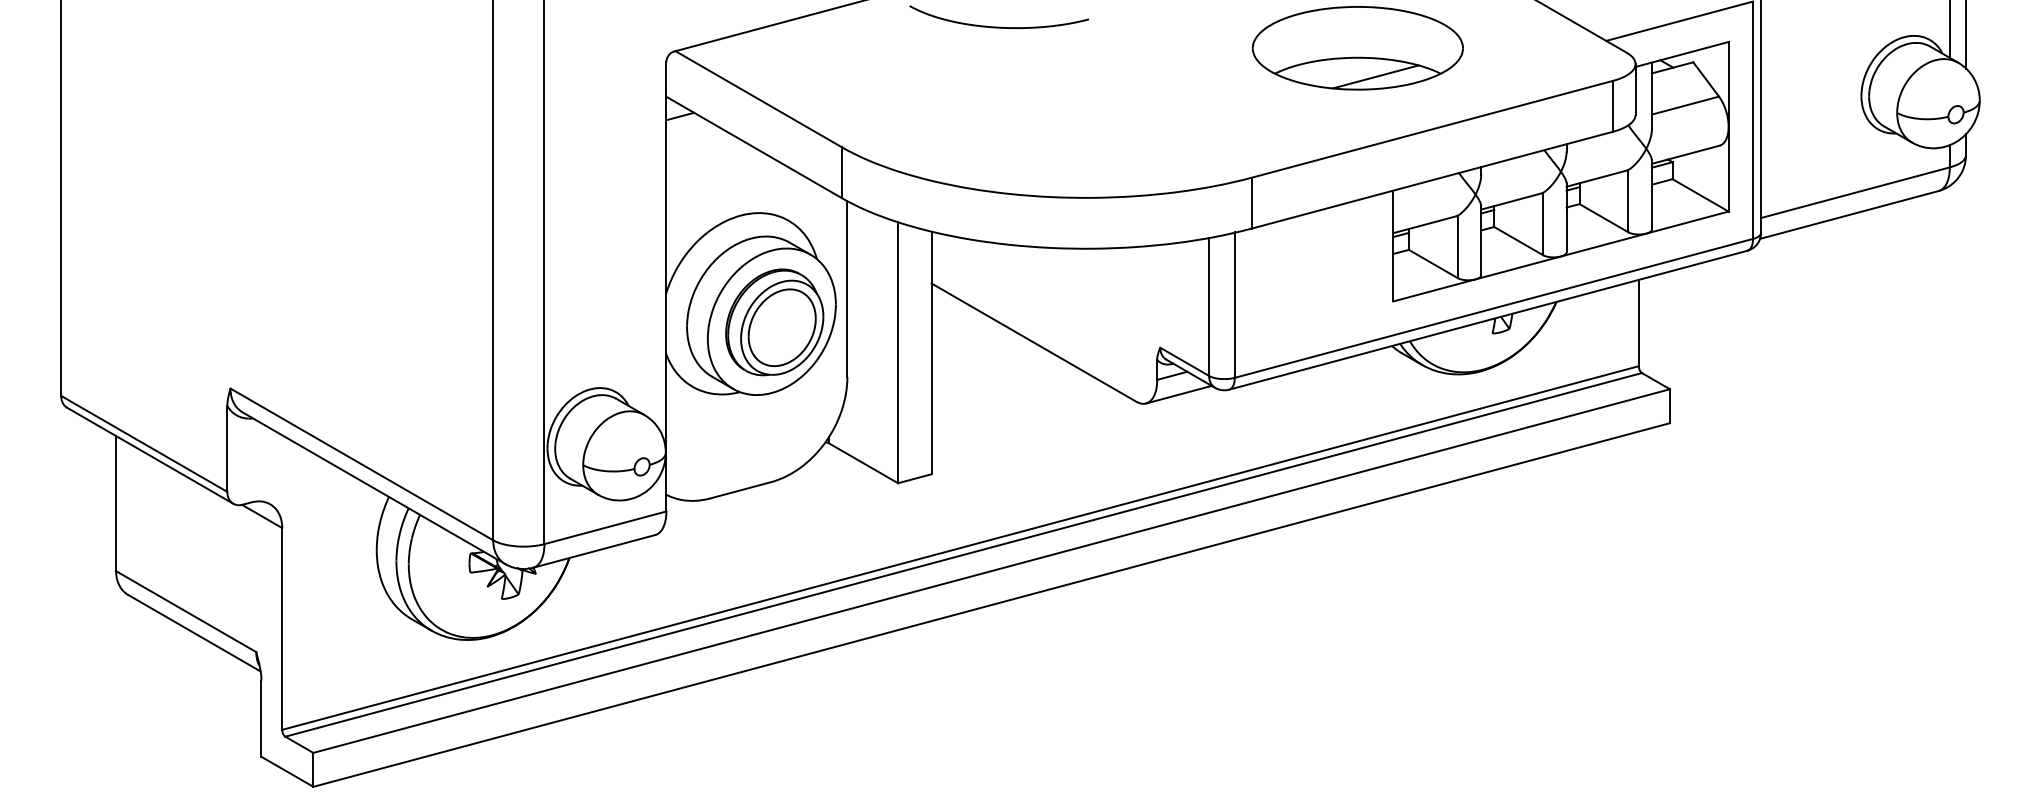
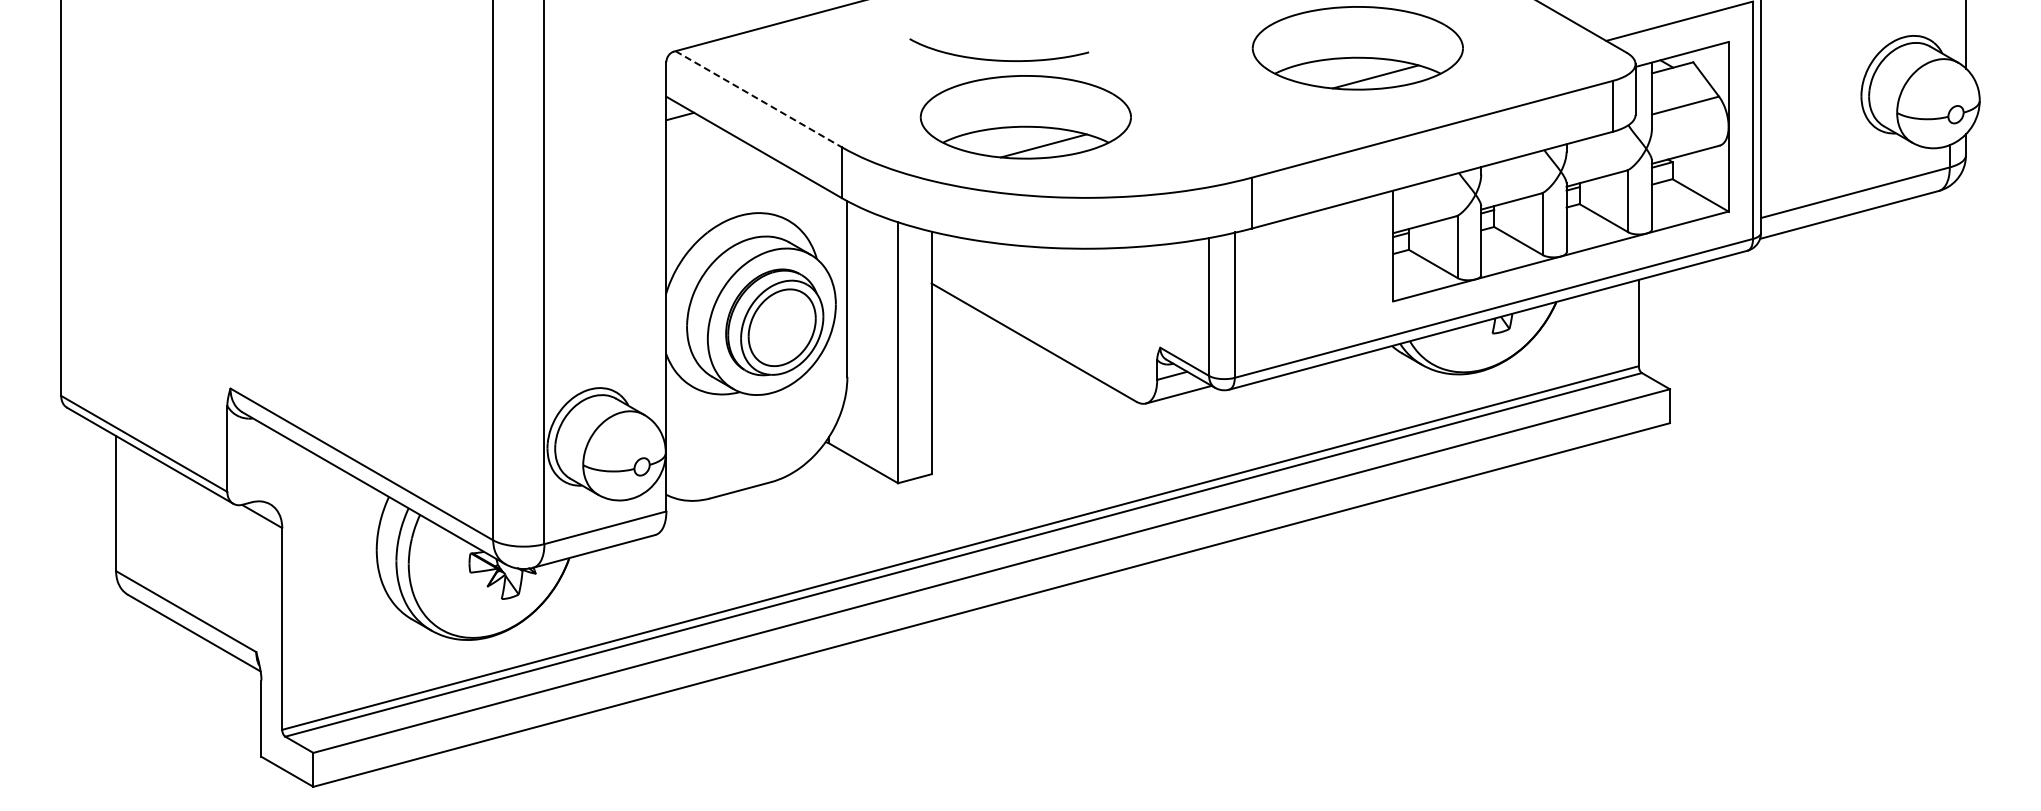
curve position: (999, 26) -> (999, 59) (999, 59)
line: present -> none (1949, 29)
line: solid -> dashed (758, 99)
part: none -> present (1025, 117)
